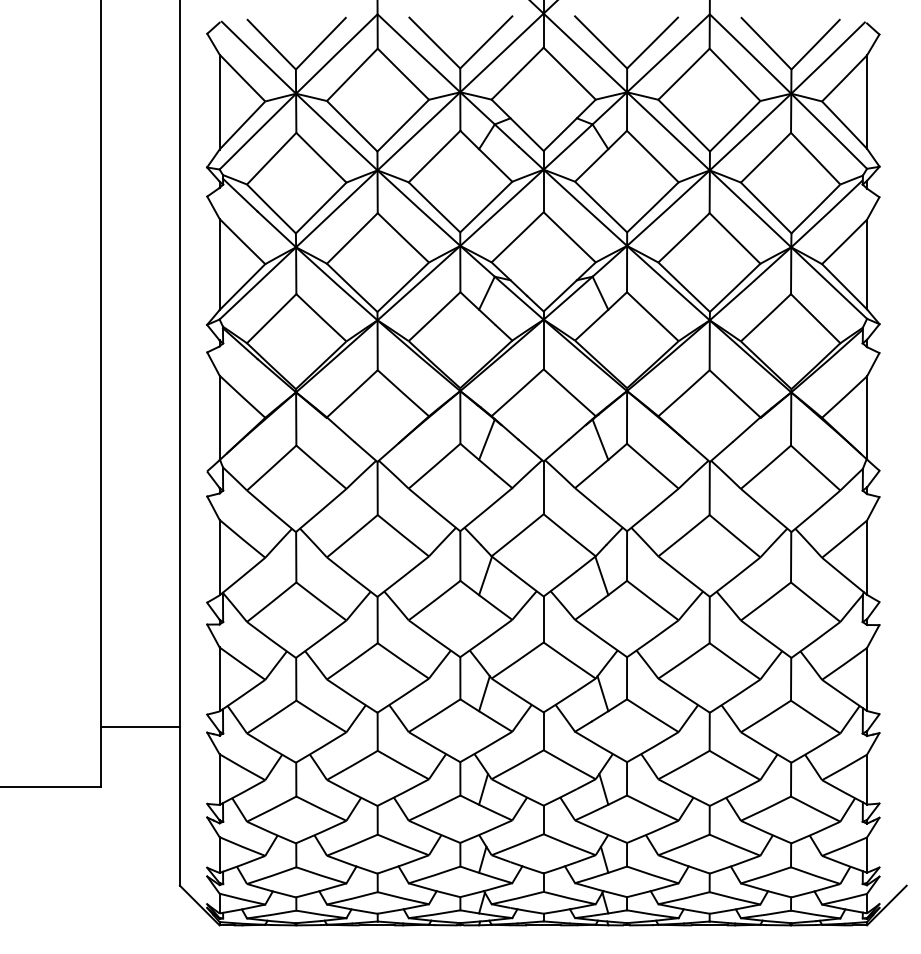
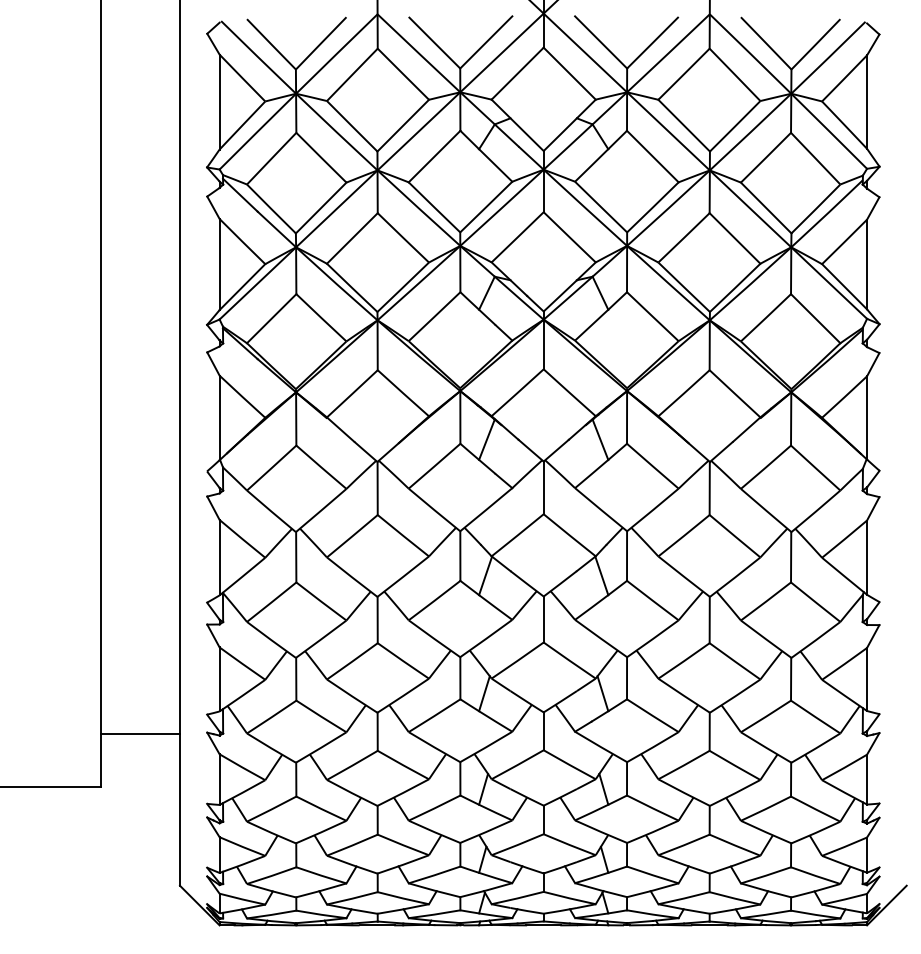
line position: (139, 727) -> (139, 734) (139, 734)
